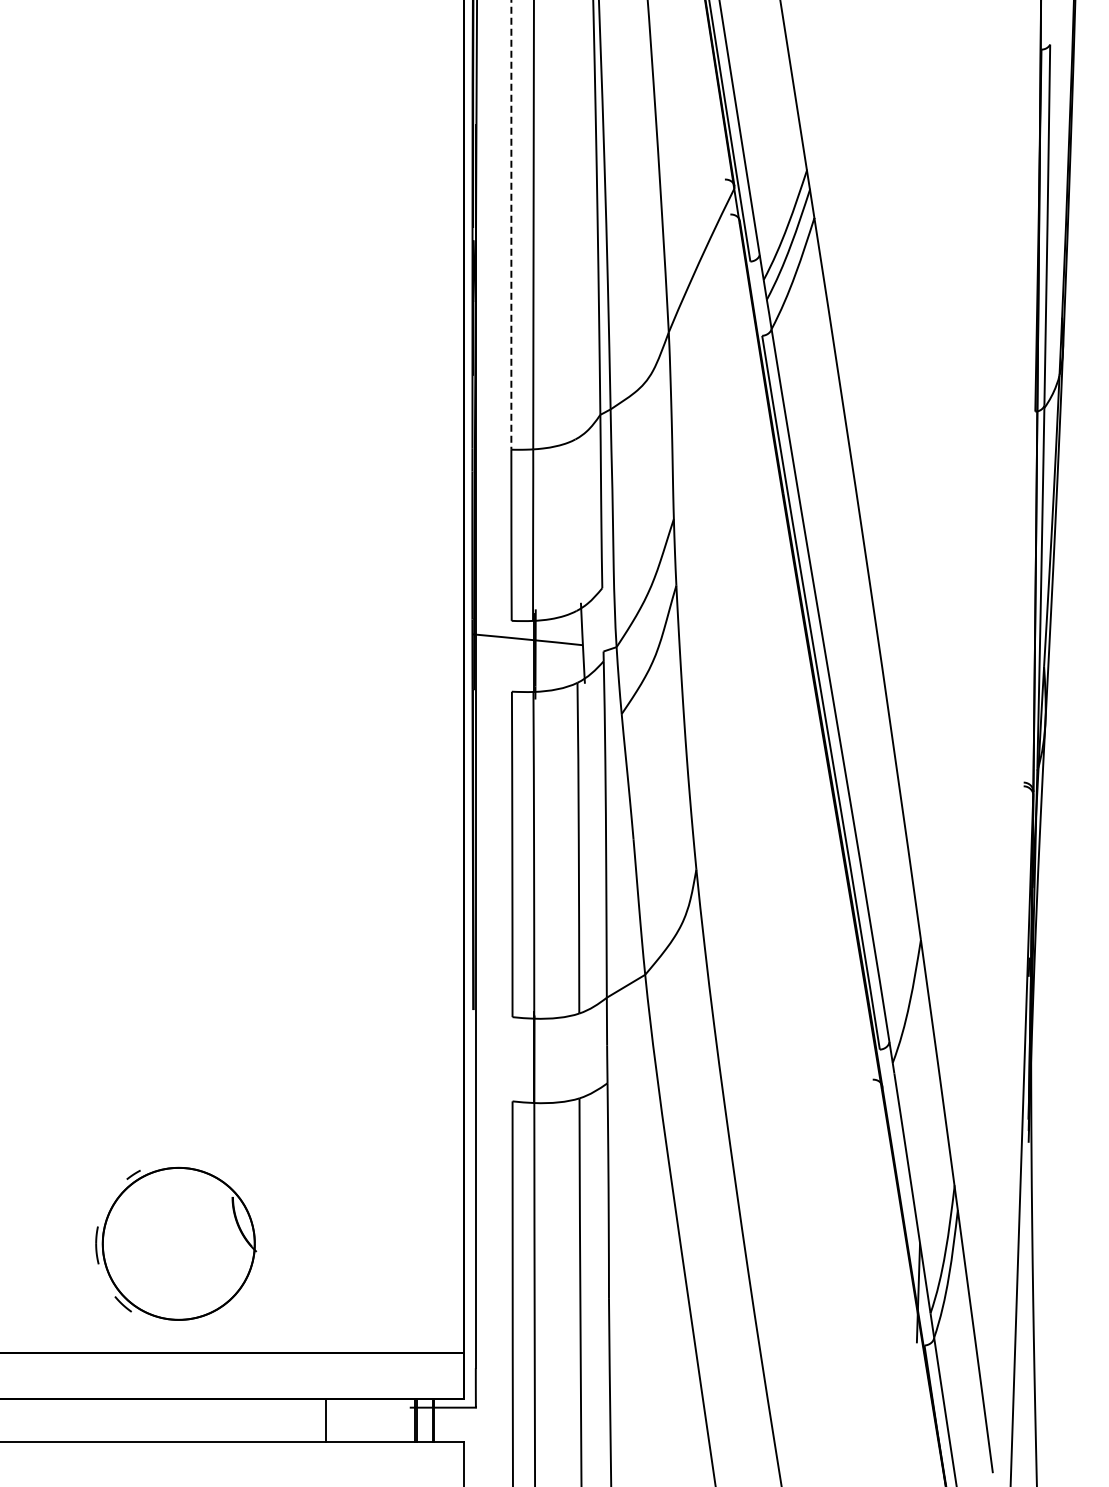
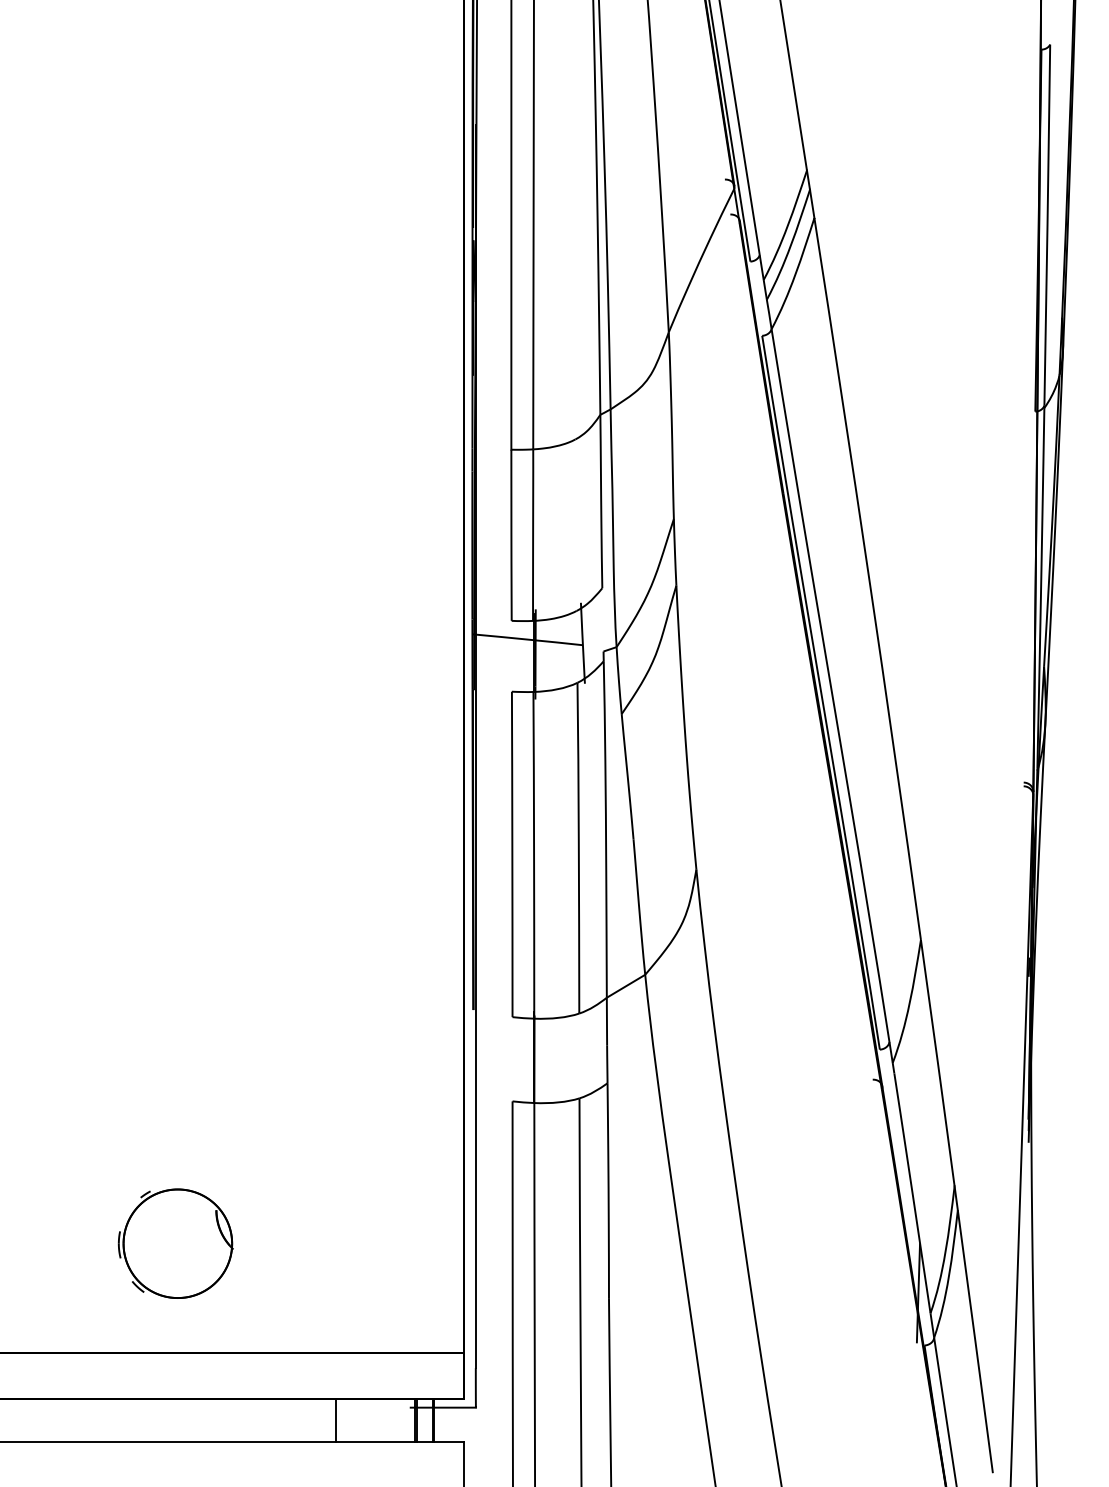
line: dashed -> solid (511, 225)
part size: 163x155 px -> 117x111 px (175, 1243)
line position: (325, 1420) -> (335, 1420) (335, 1420)
